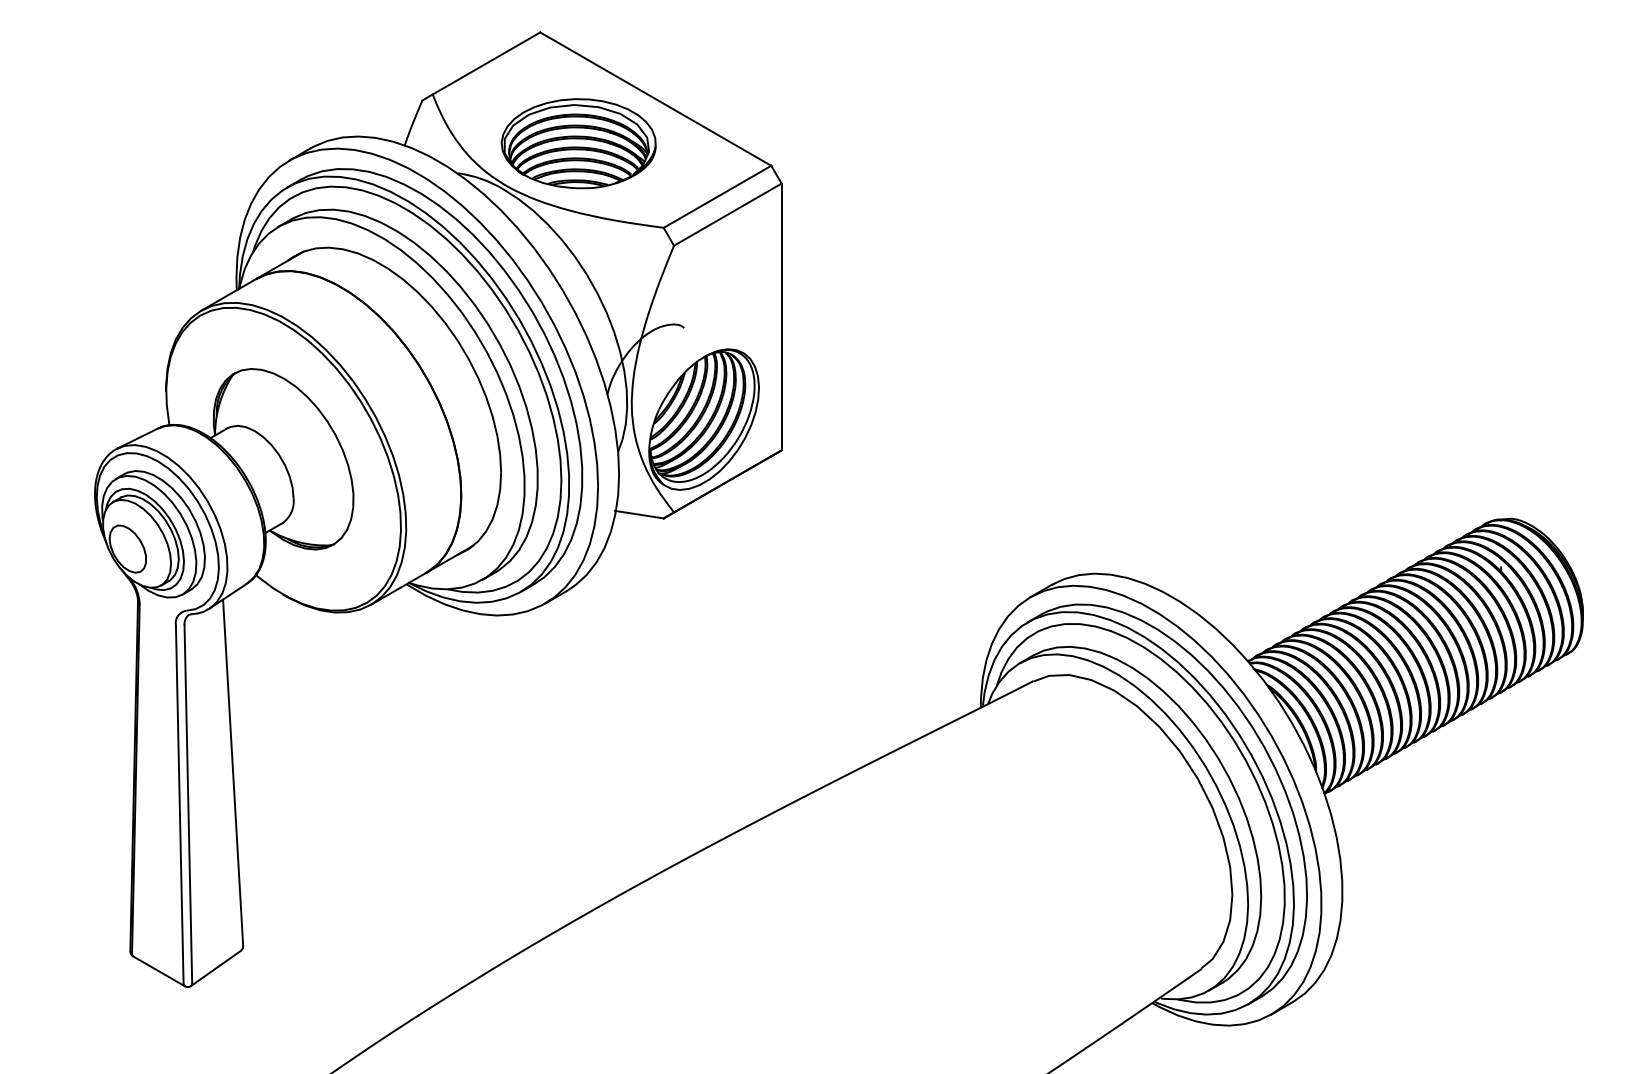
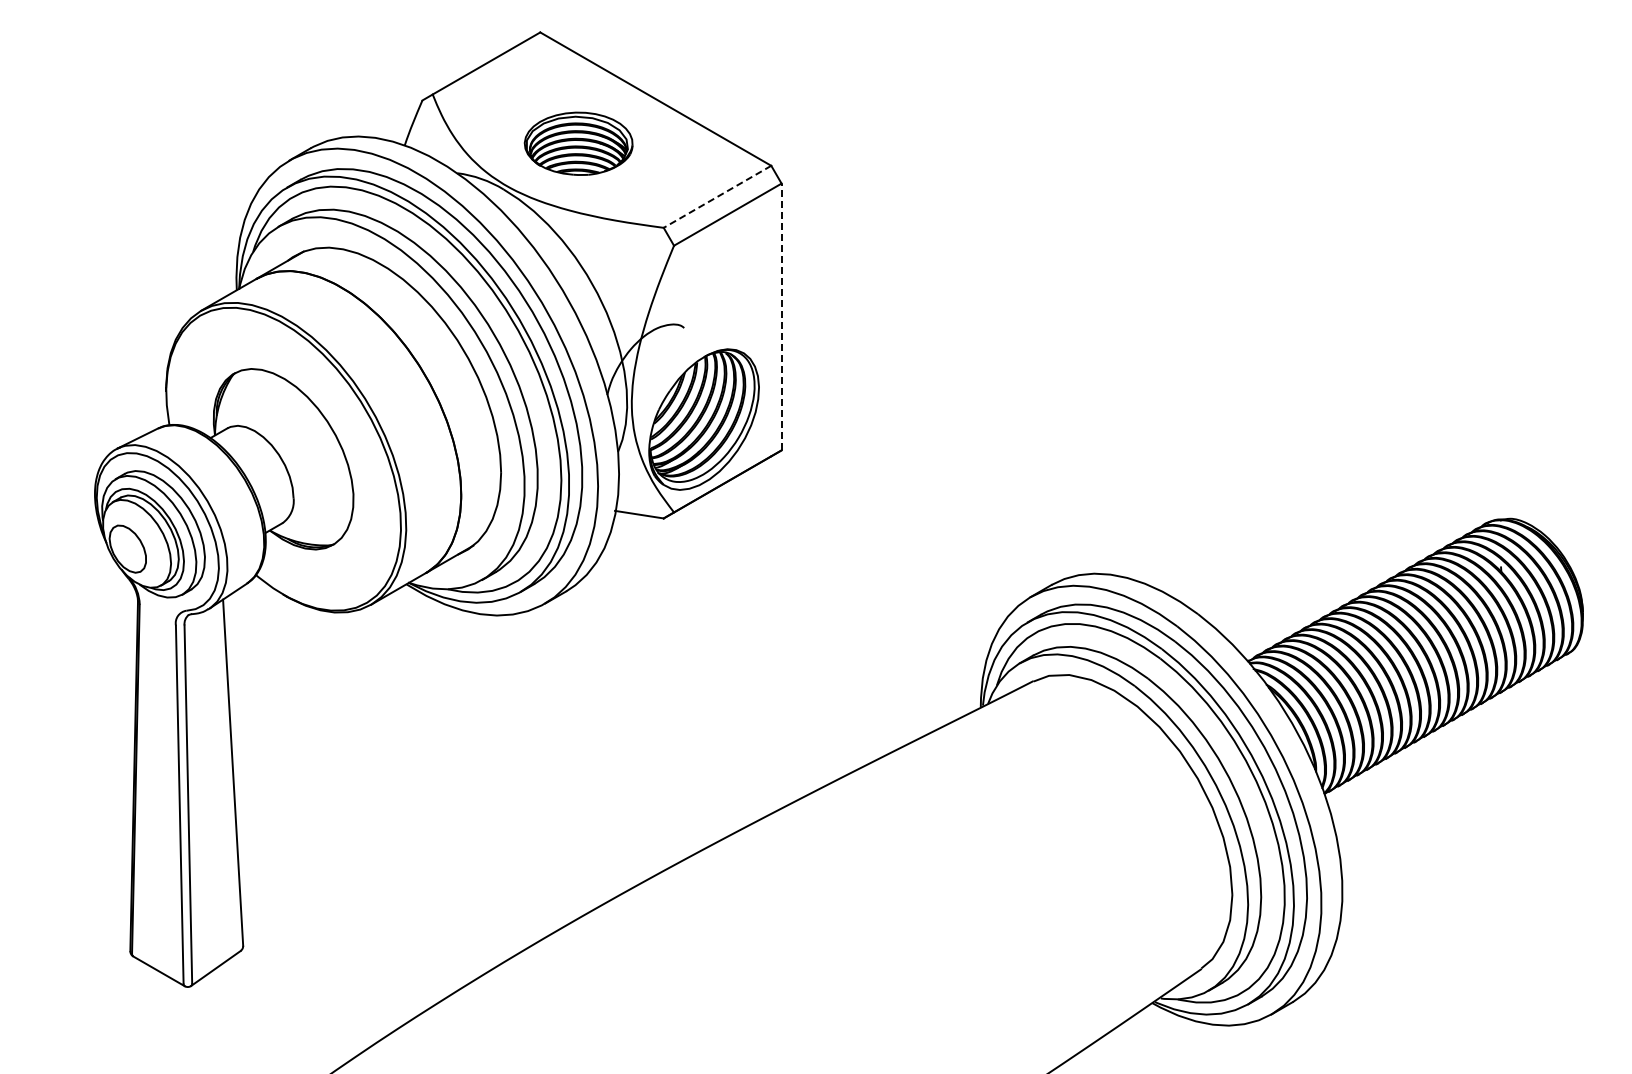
part size: 157x92 px -> 111x65 px (578, 143)
line: solid -> dashed (717, 197)
line: solid -> dashed (781, 316)
